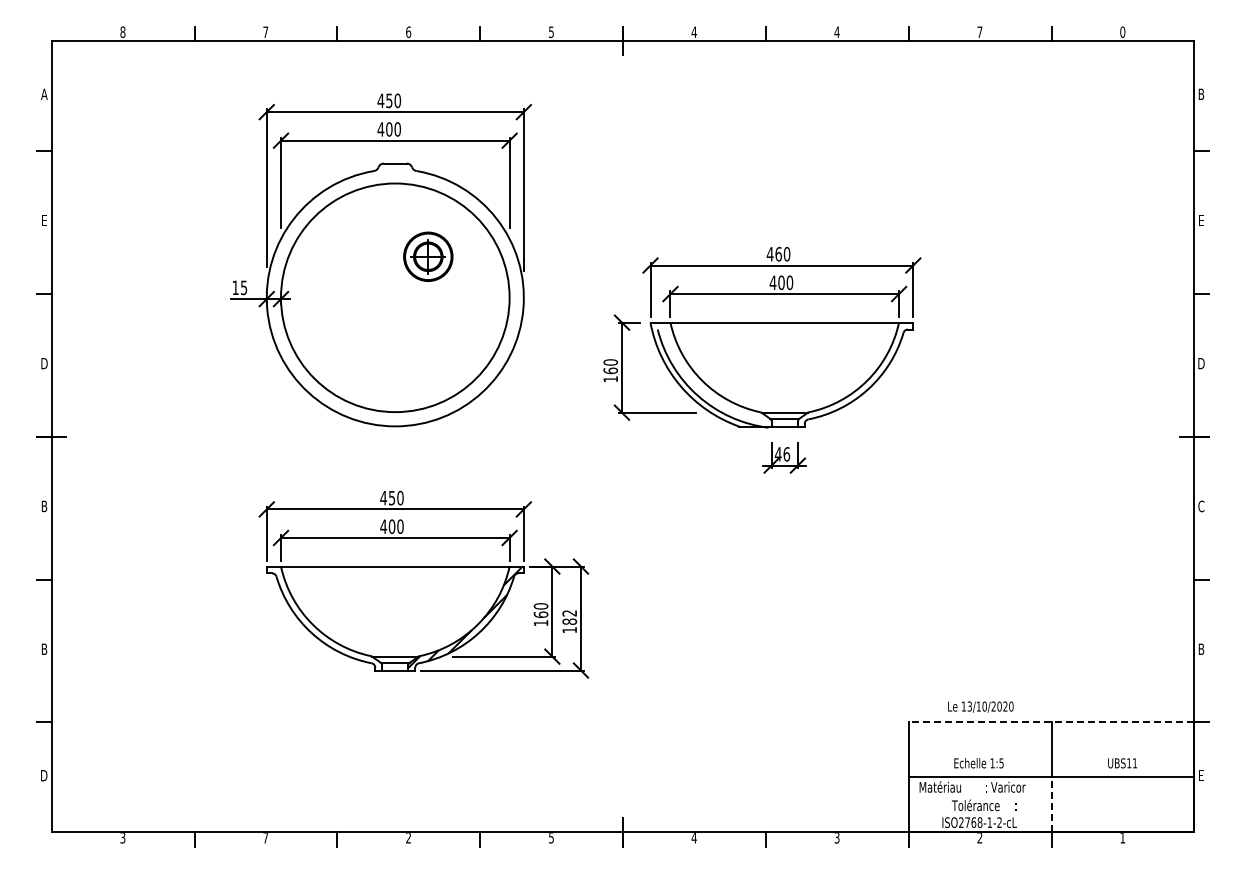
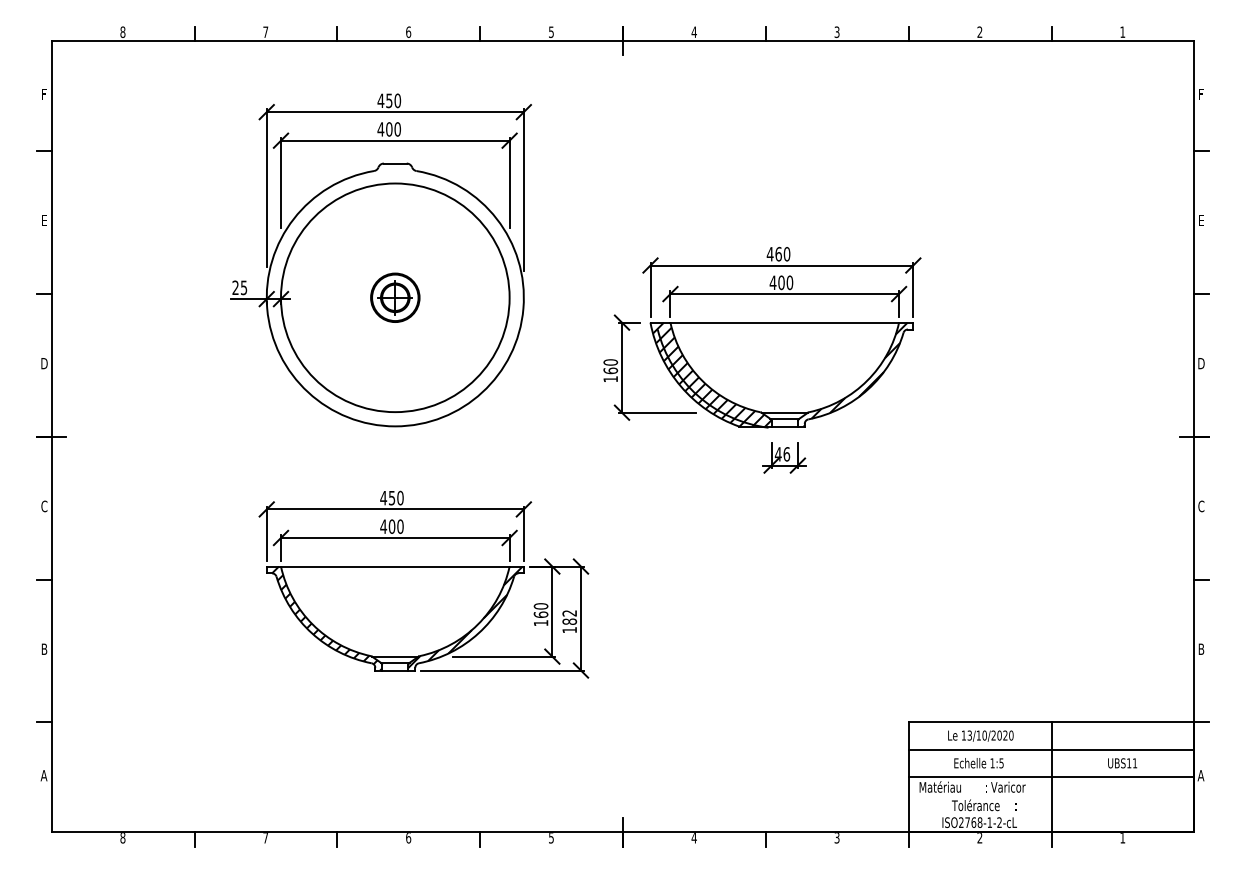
text: 7 -> 2 (979, 31)
text: 0 -> 1 (1122, 31)
text: 4 -> 3 (836, 32)
text: A -> F (44, 93)
text: B -> F (1201, 93)
part position: (428, 256) -> (395, 297) (395, 297)
text: 15 -> 25 (235, 287)
hatch: none -> present (710, 374)
hatch: none -> present (855, 374)
text: B -> C (44, 506)
hatch: none -> present (327, 618)
text position: (980, 706) -> (980, 735) (980, 735)
line: dashed -> solid (1051, 722)
line: none -> present (1051, 749)
text: D -> A (43, 775)
text: E -> A (1200, 775)
line: dashed -> solid (1051, 804)
text: 3 -> 8 (122, 838)
text: 2 -> 6 (408, 838)
